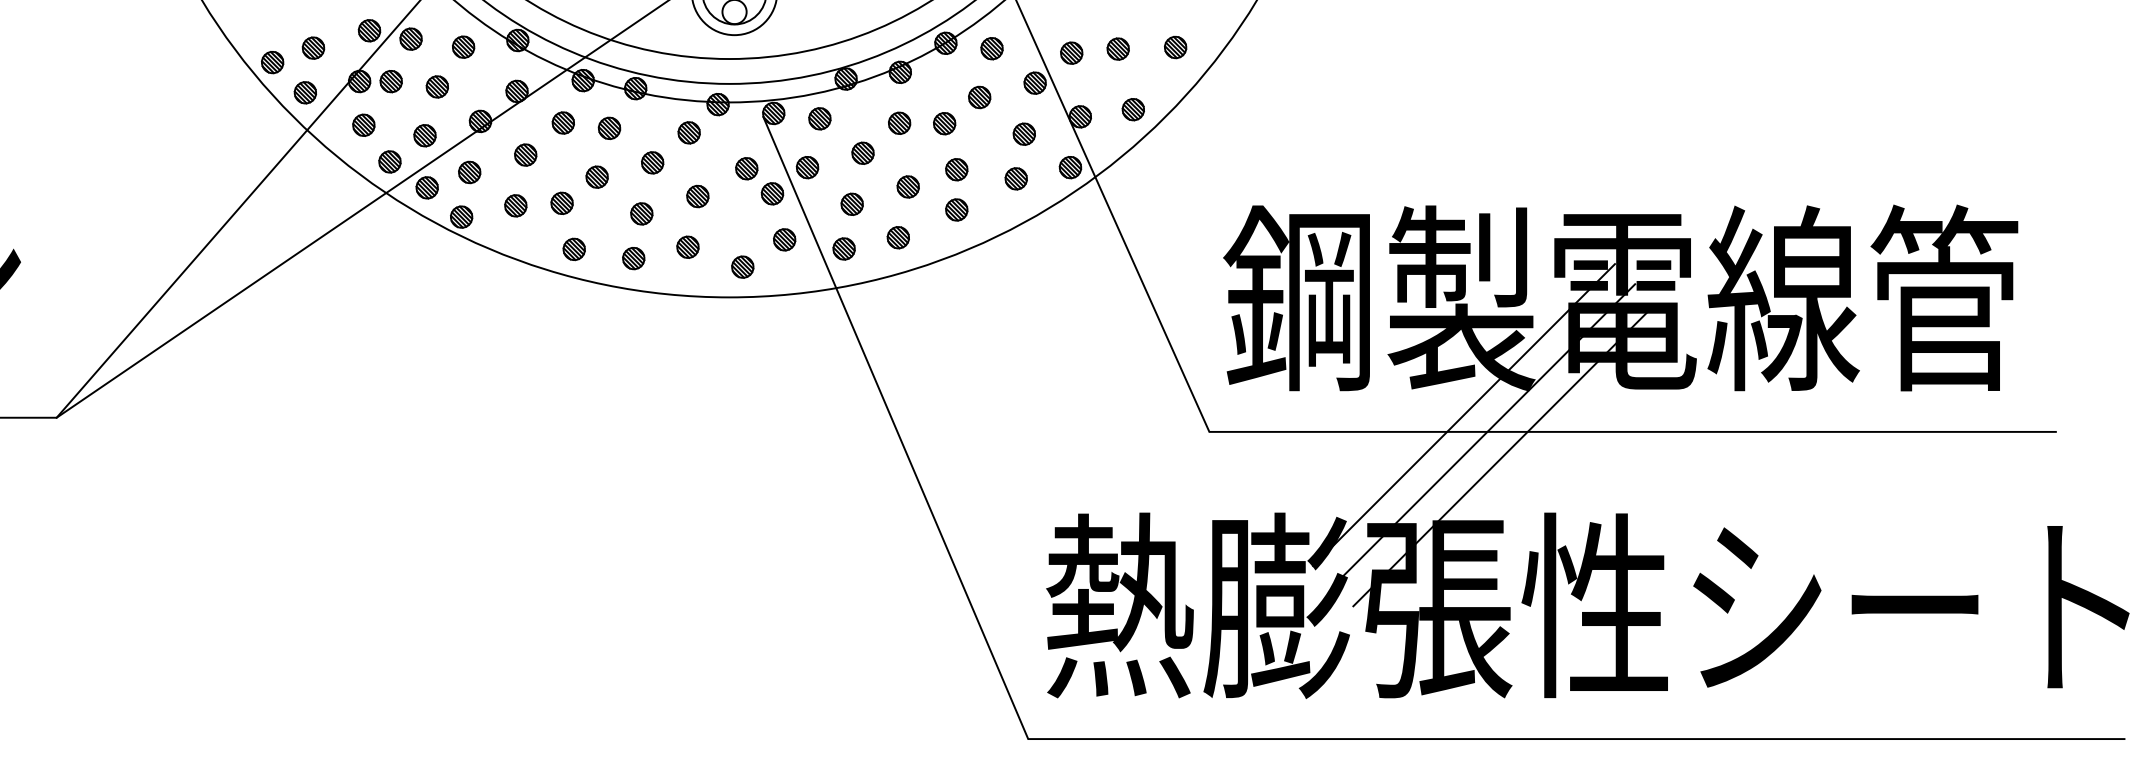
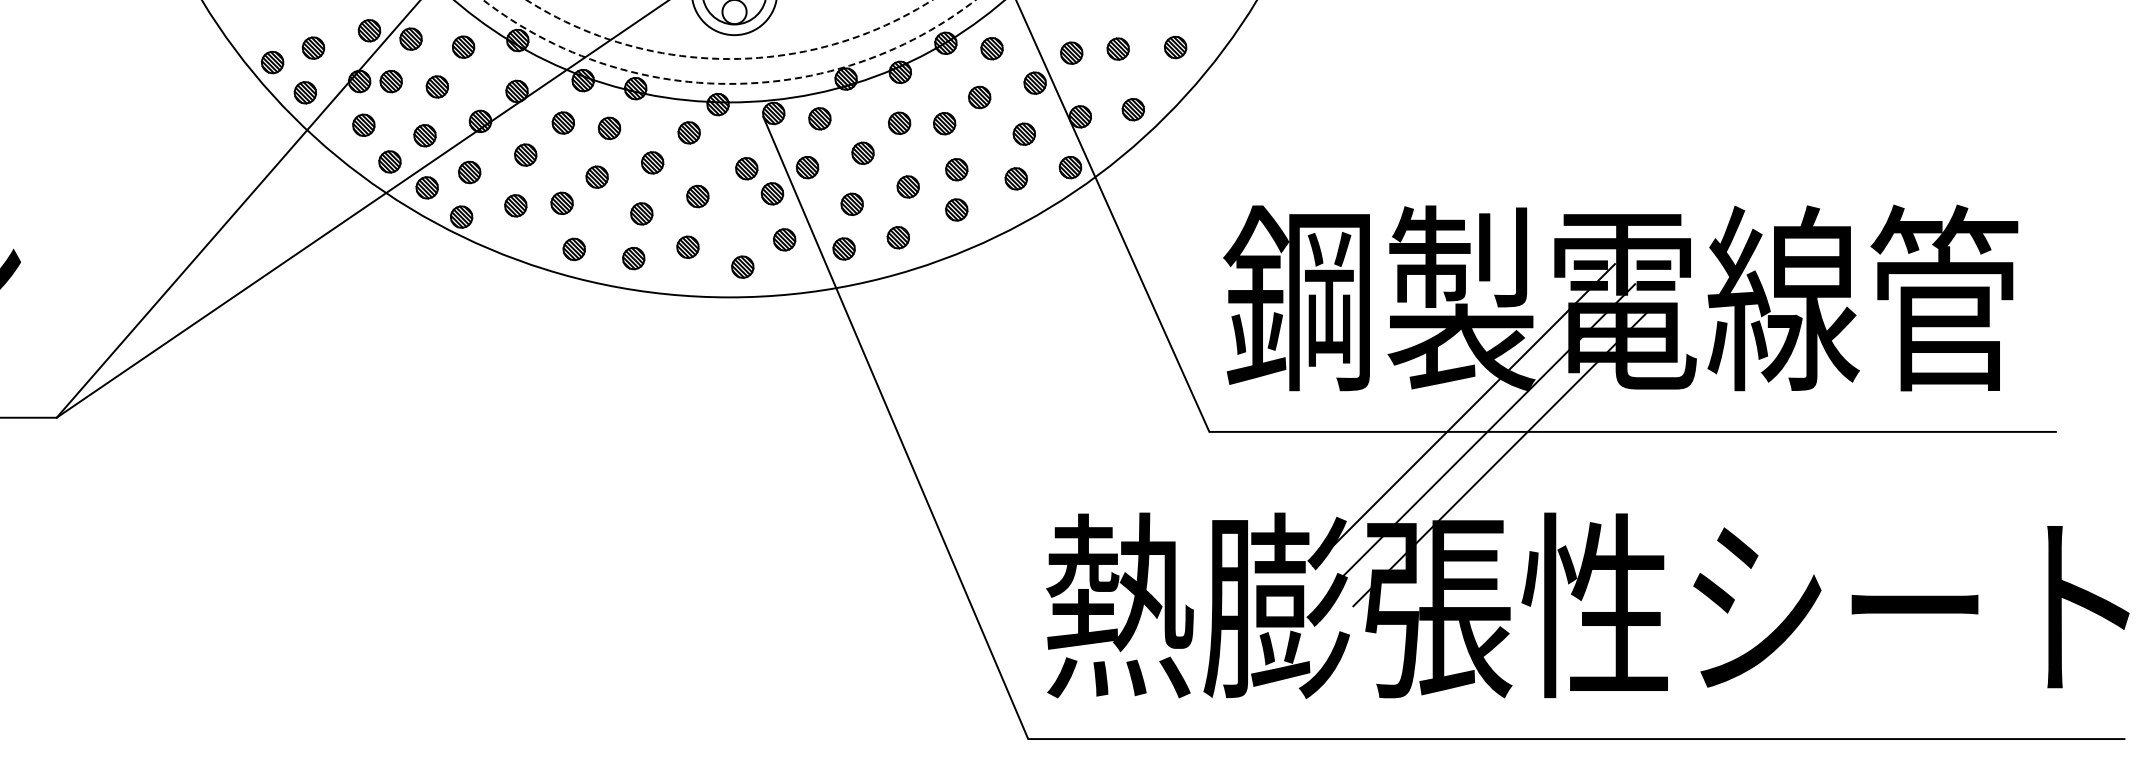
circle: solid -> dashed (729, 29)
circle: solid -> dashed (729, 41)
